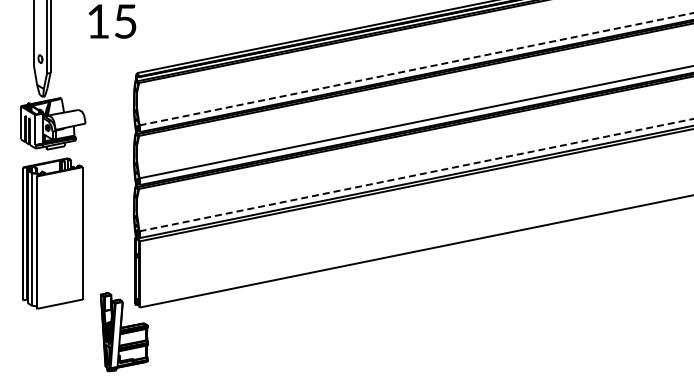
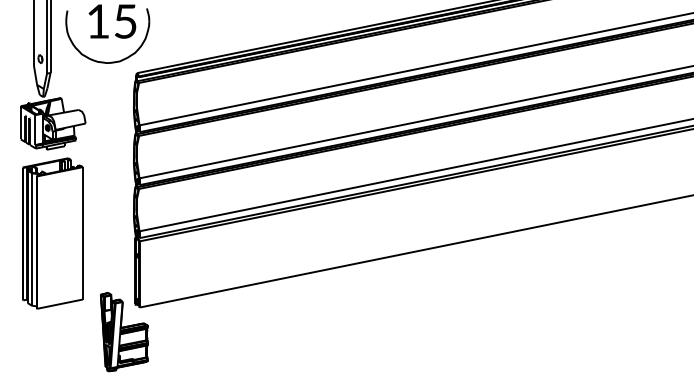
part: none -> present (107, 33)
line: dashed -> solid (416, 69)
line: dashed -> solid (416, 175)
